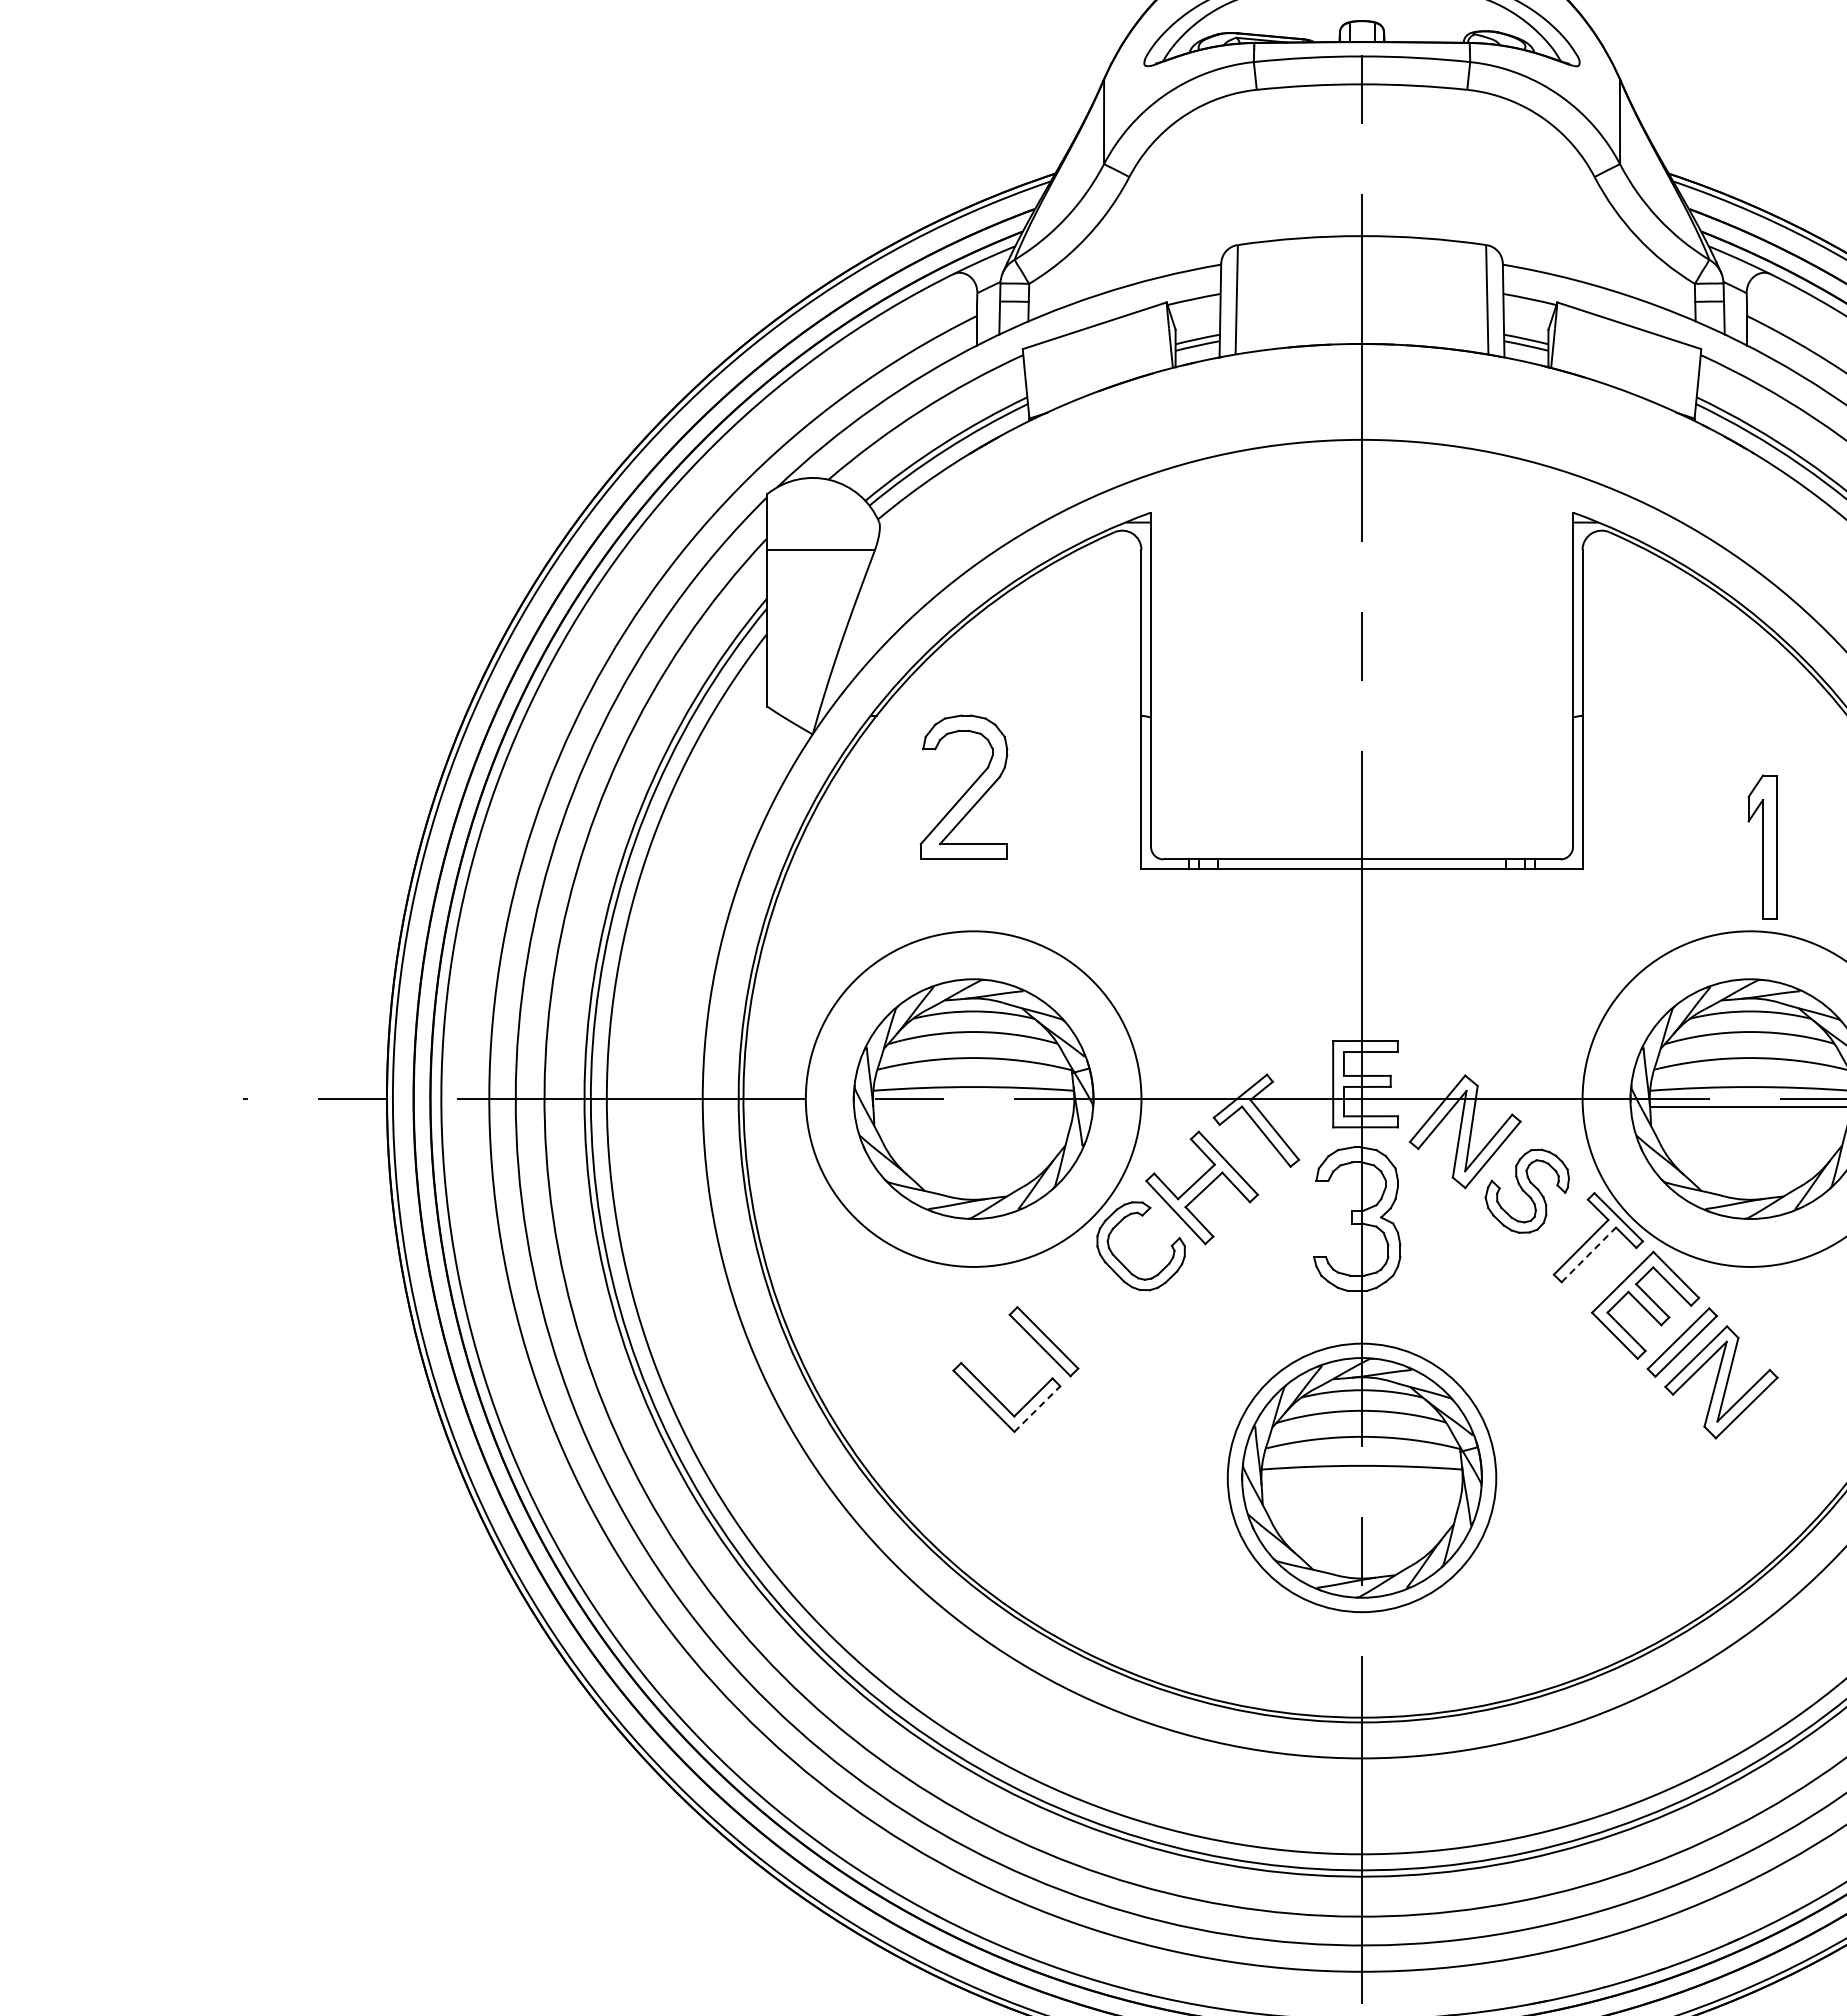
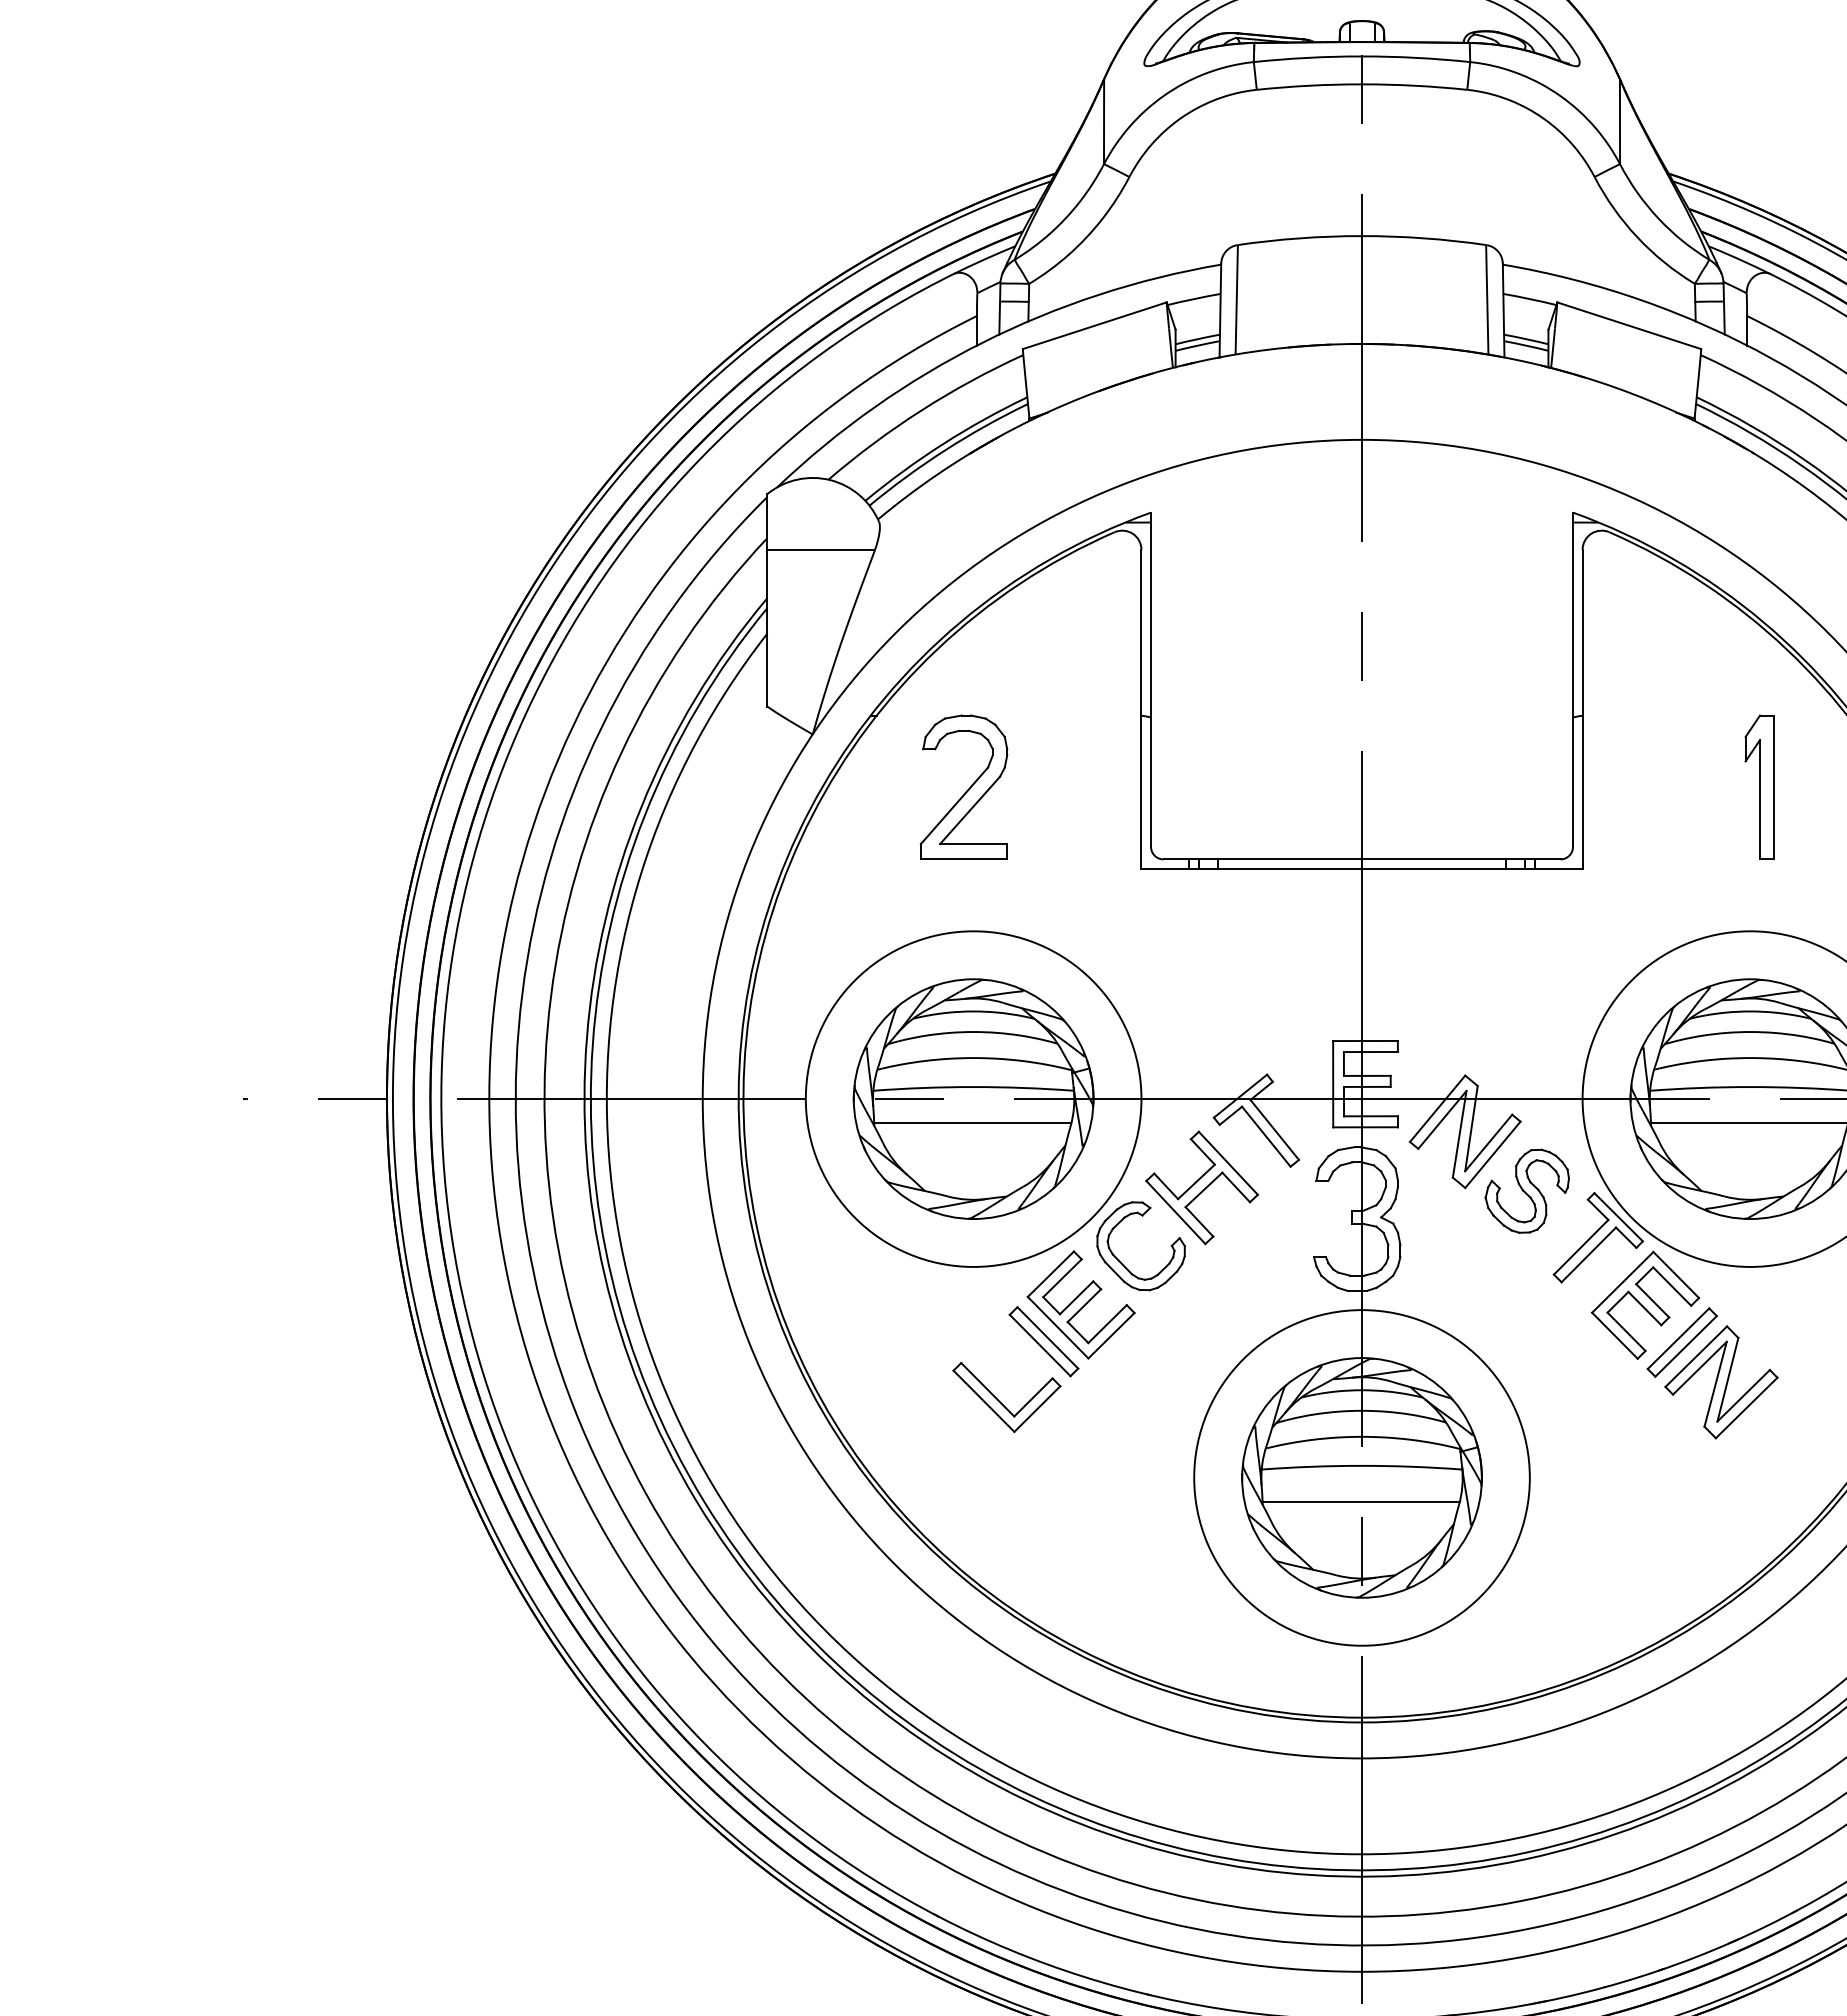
part position: (1762, 846) -> (1759, 786) (1759, 786)
line position: (1746, 1107) -> (1746, 1123) (1746, 1123)
line: none -> present (972, 1123)
line: dashed -> solid (1588, 1254)
part: none -> present (1080, 1304)
line: dashed -> solid (1037, 1408)
circle diameter: 269 px -> 336 px (1361, 1477)
line: none -> present (1360, 1501)
